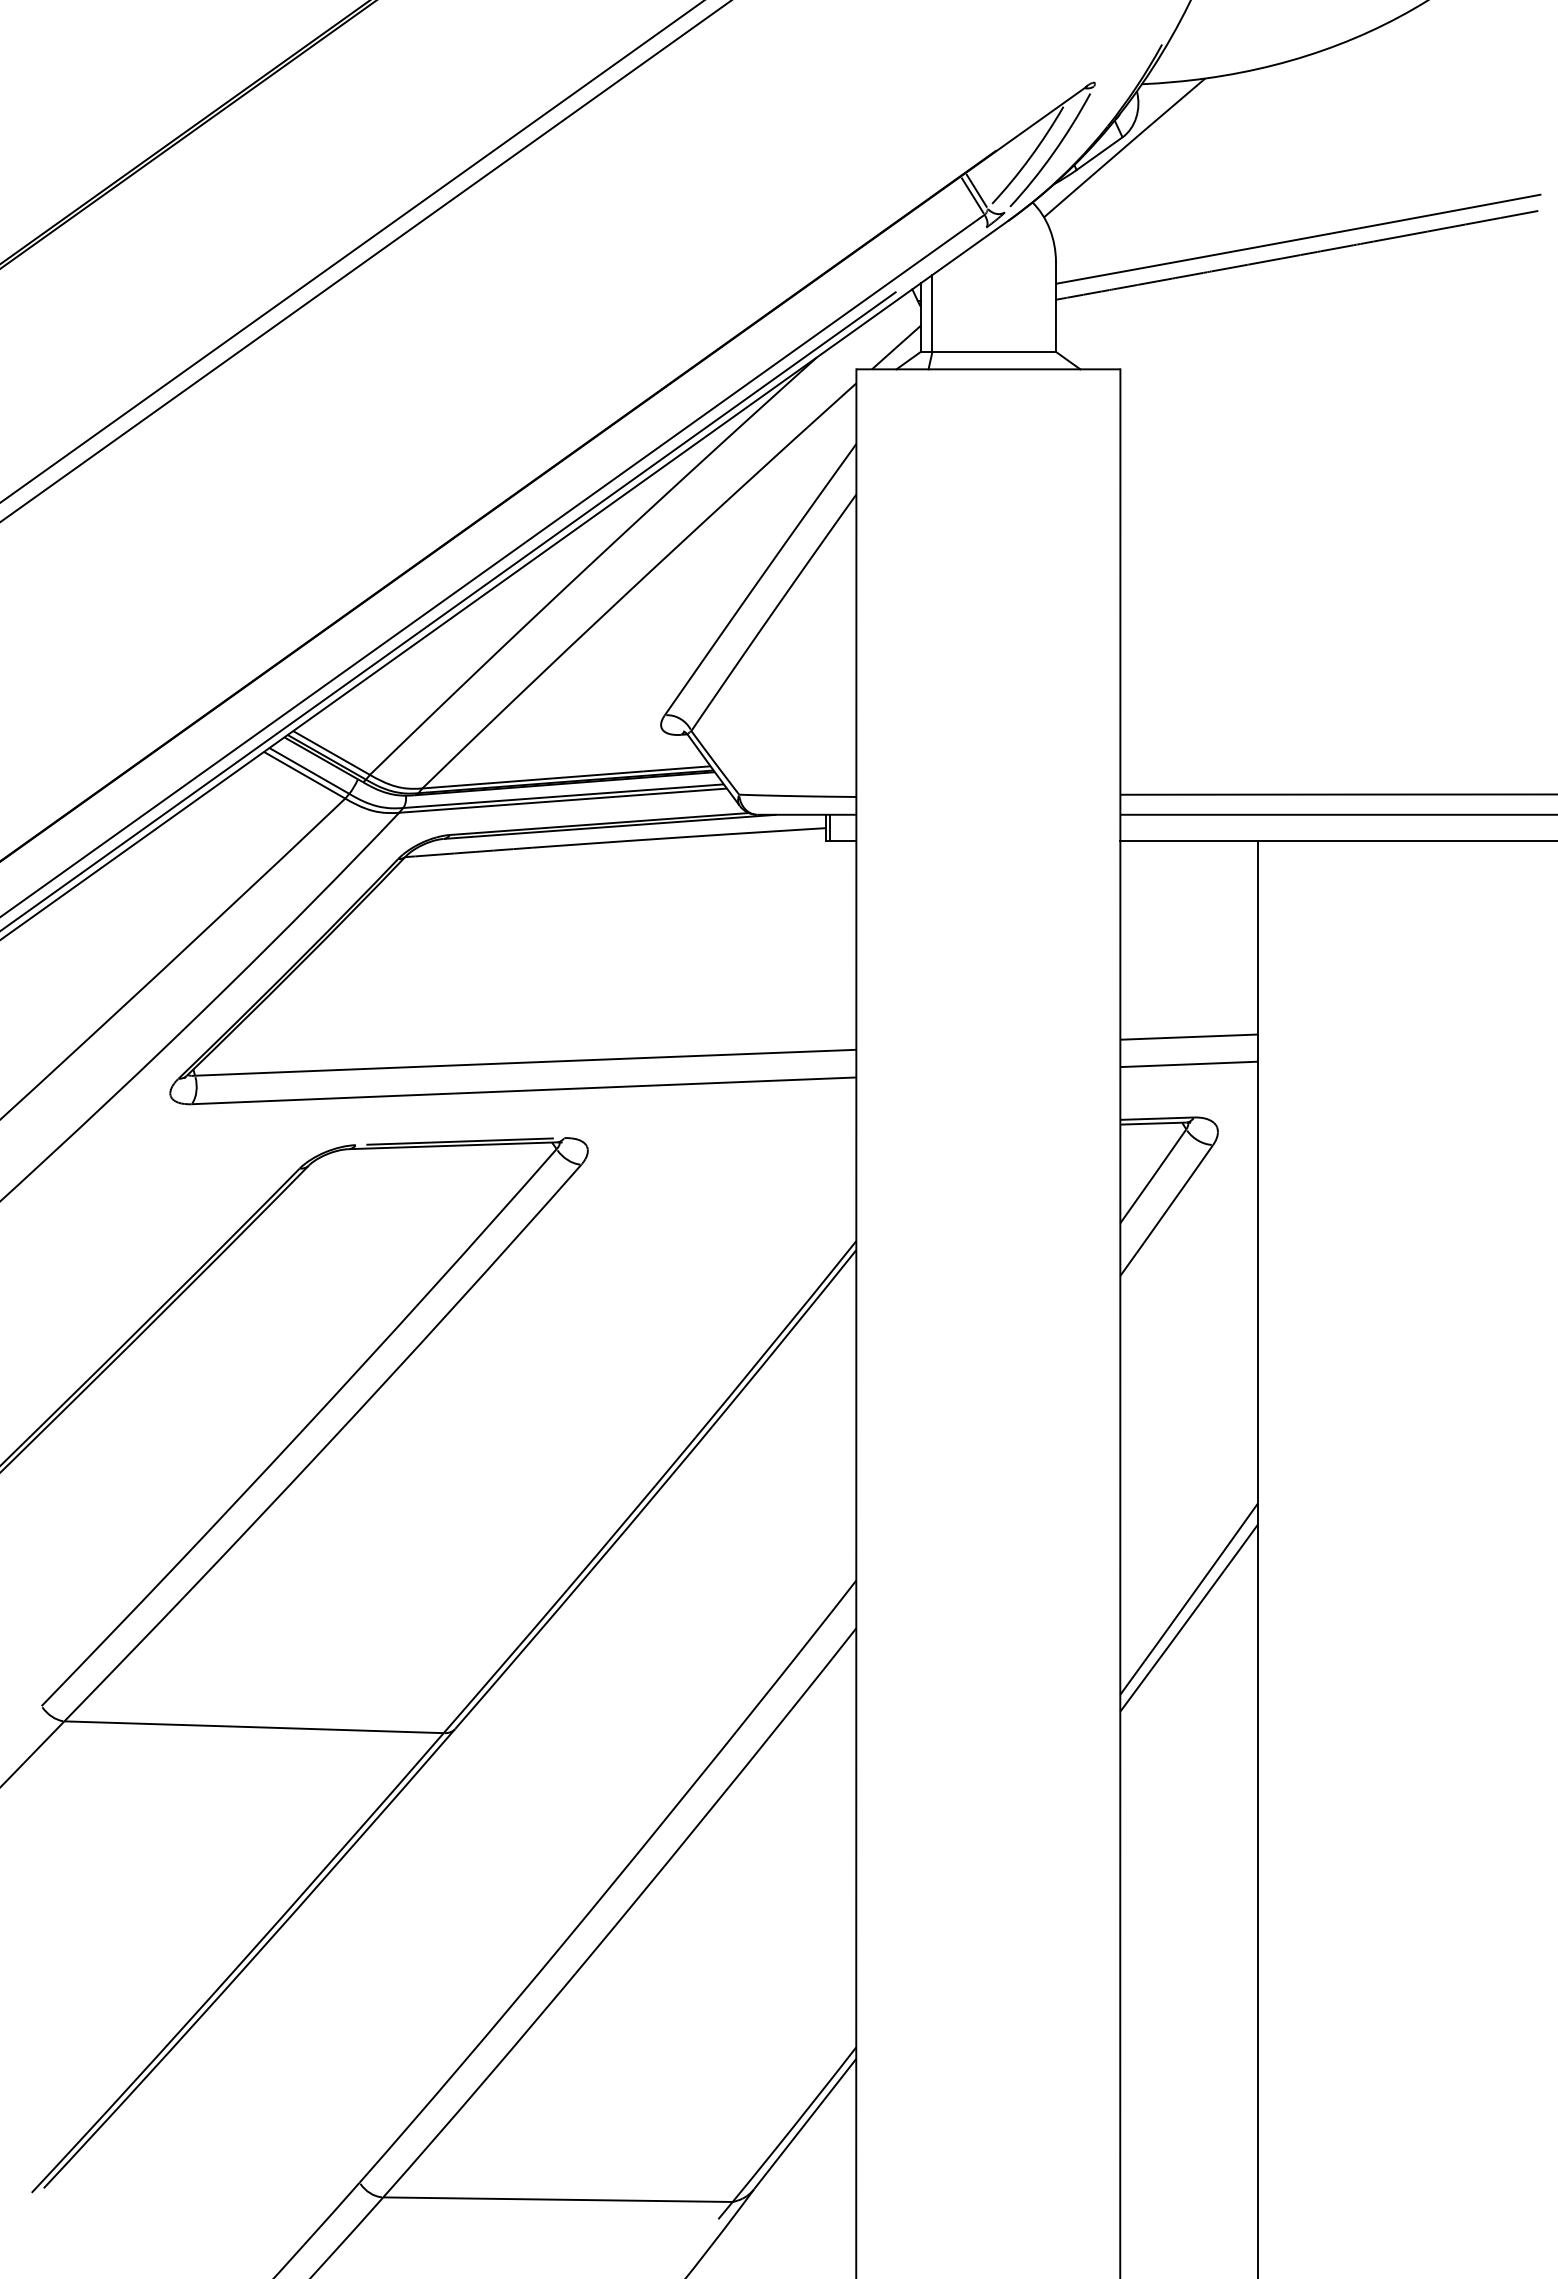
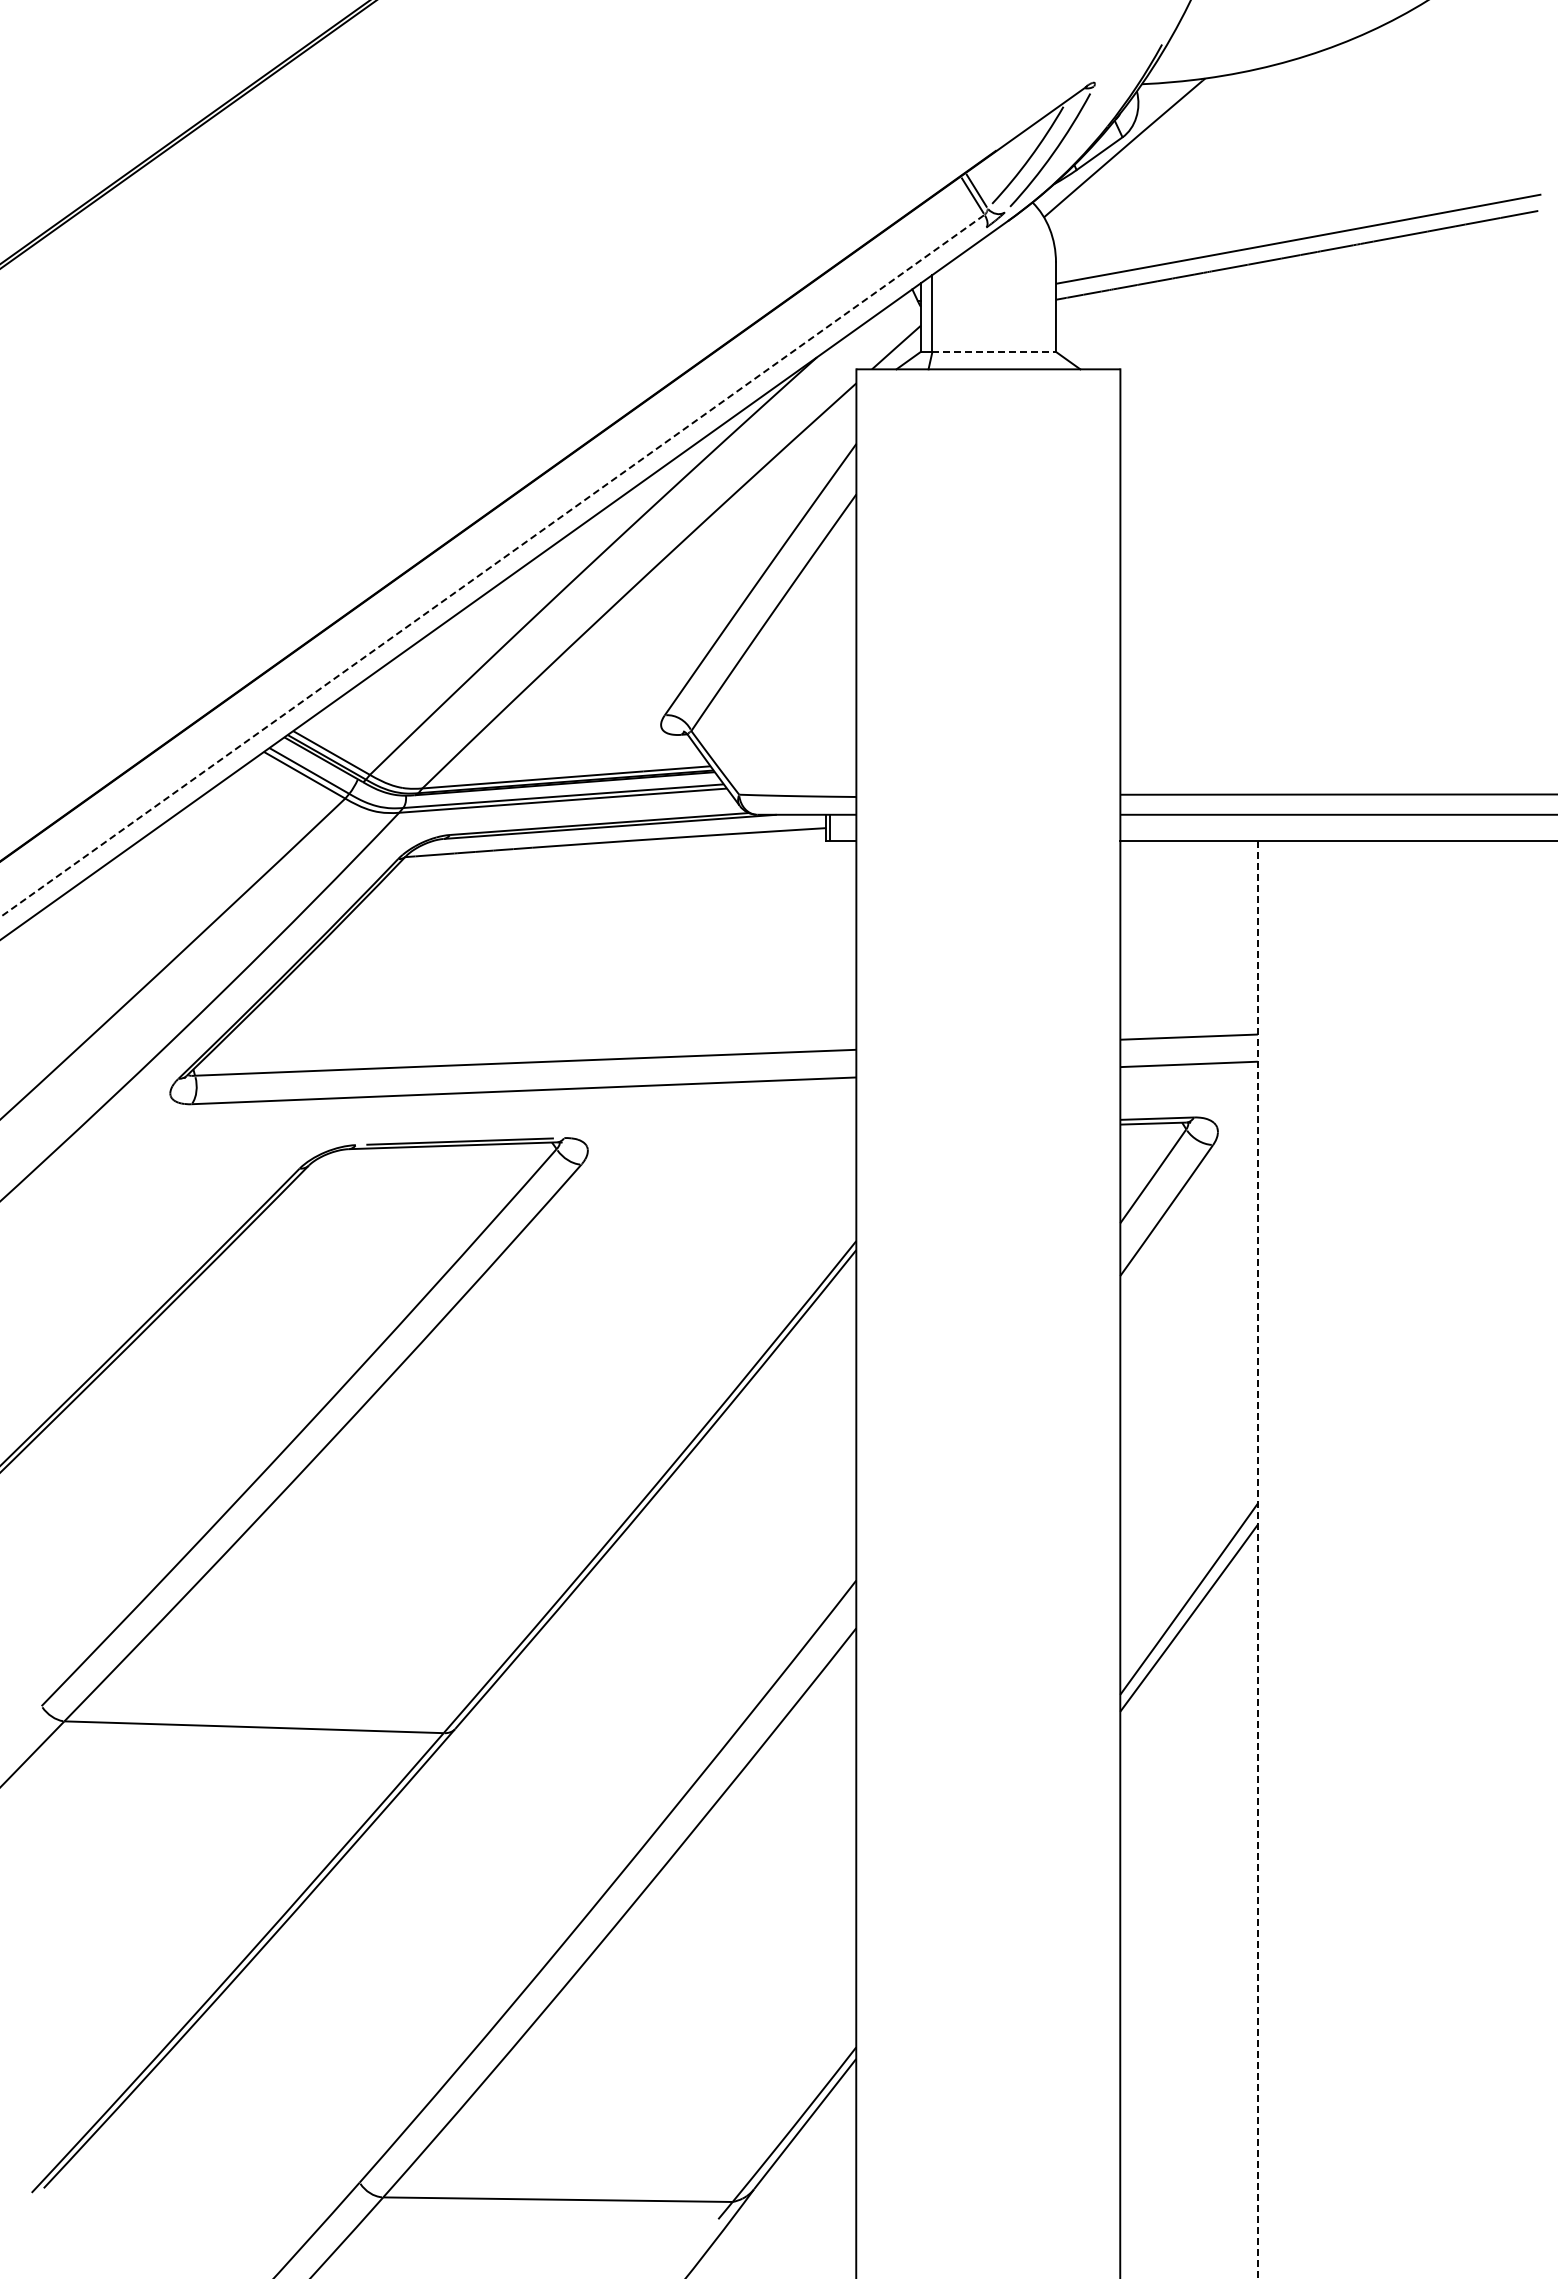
line: present -> none (352, 251)
line: present -> none (365, 261)
line: solid -> dashed (994, 351)
line: solid -> dashed (493, 565)
line: present -> none (448, 610)
line: solid -> dashed (1257, 1559)
